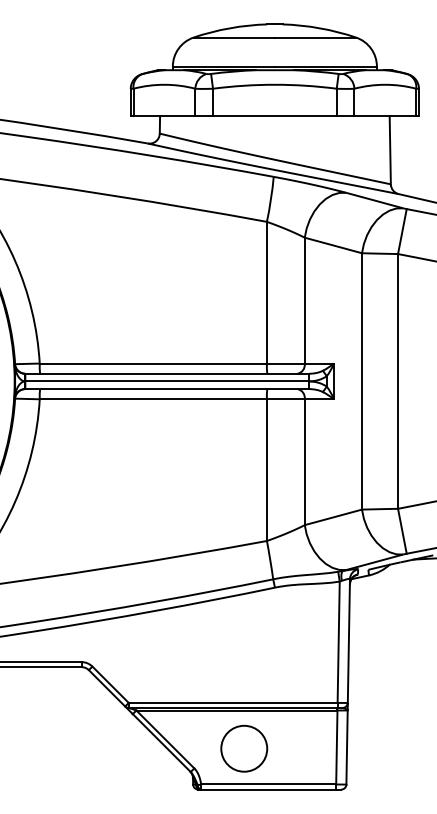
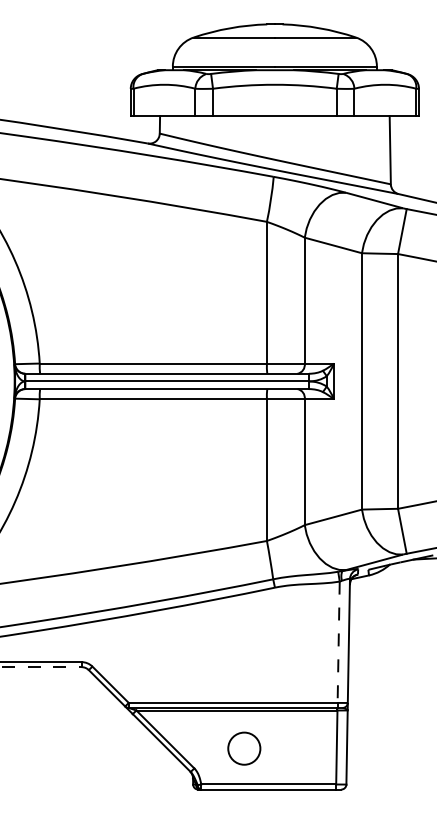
line: solid -> dashed (338, 642)
line: solid -> dashed (41, 667)
circle size: 49x49 px -> 35x35 px (244, 748)
